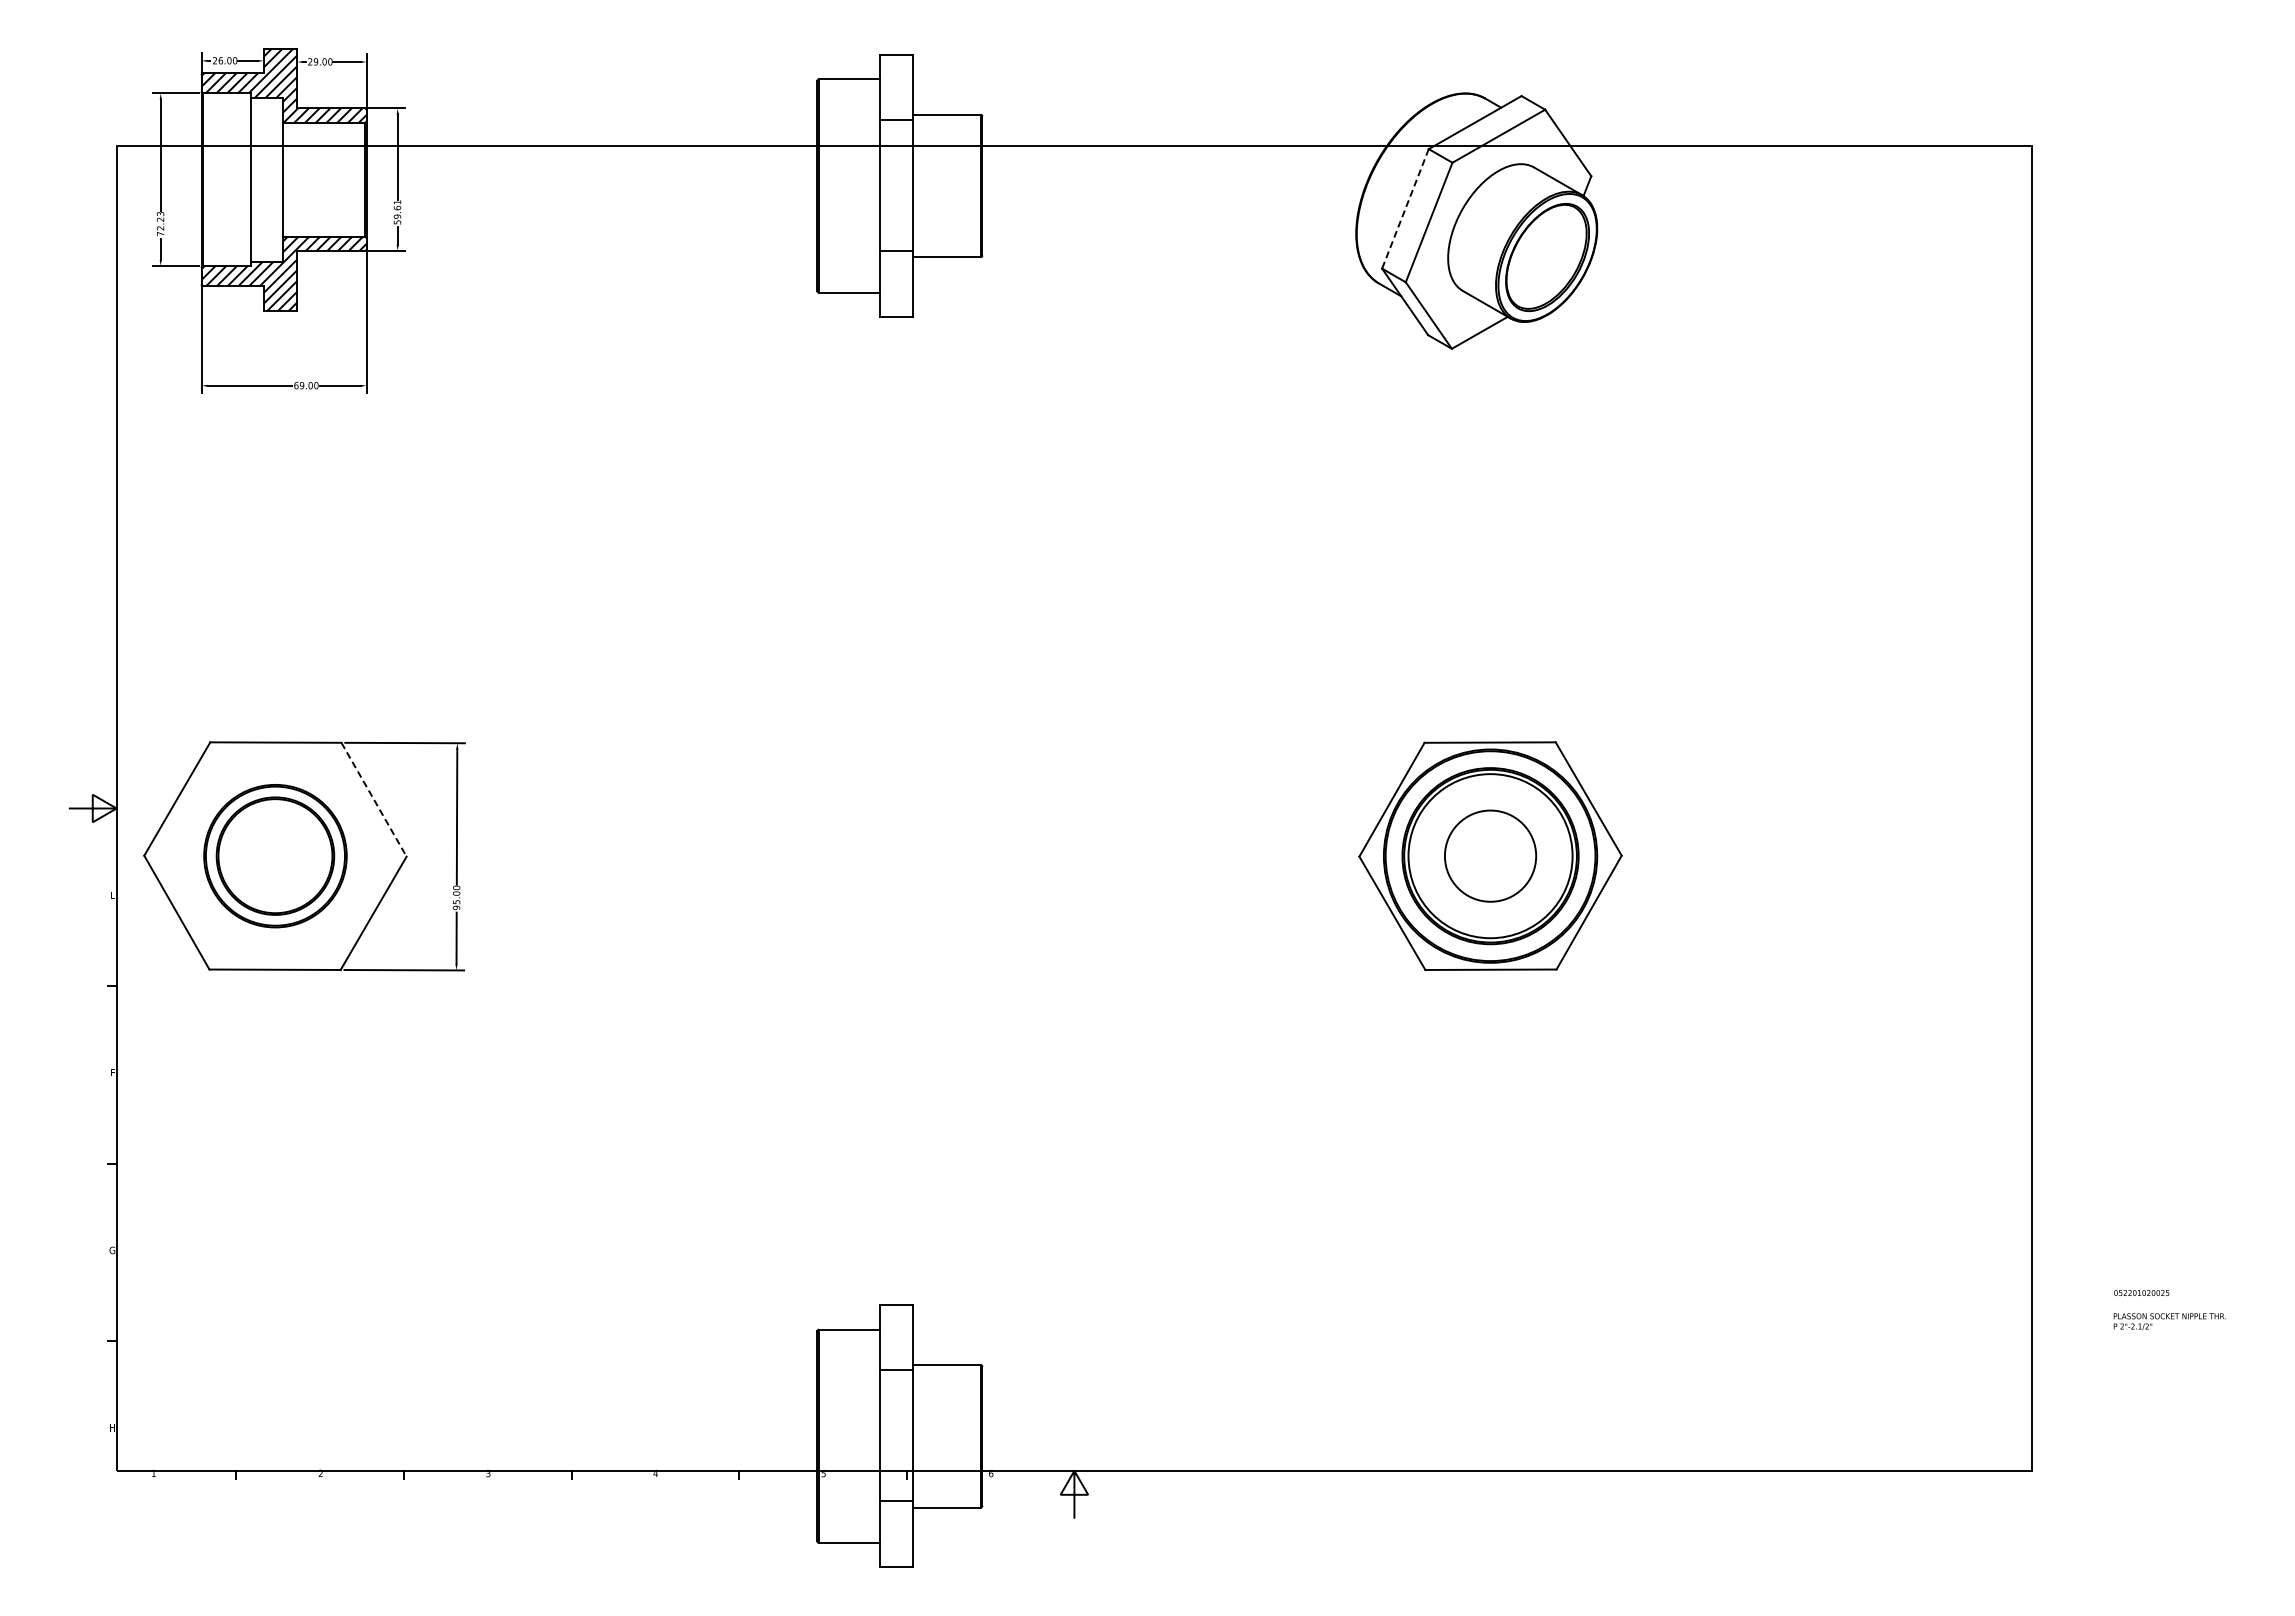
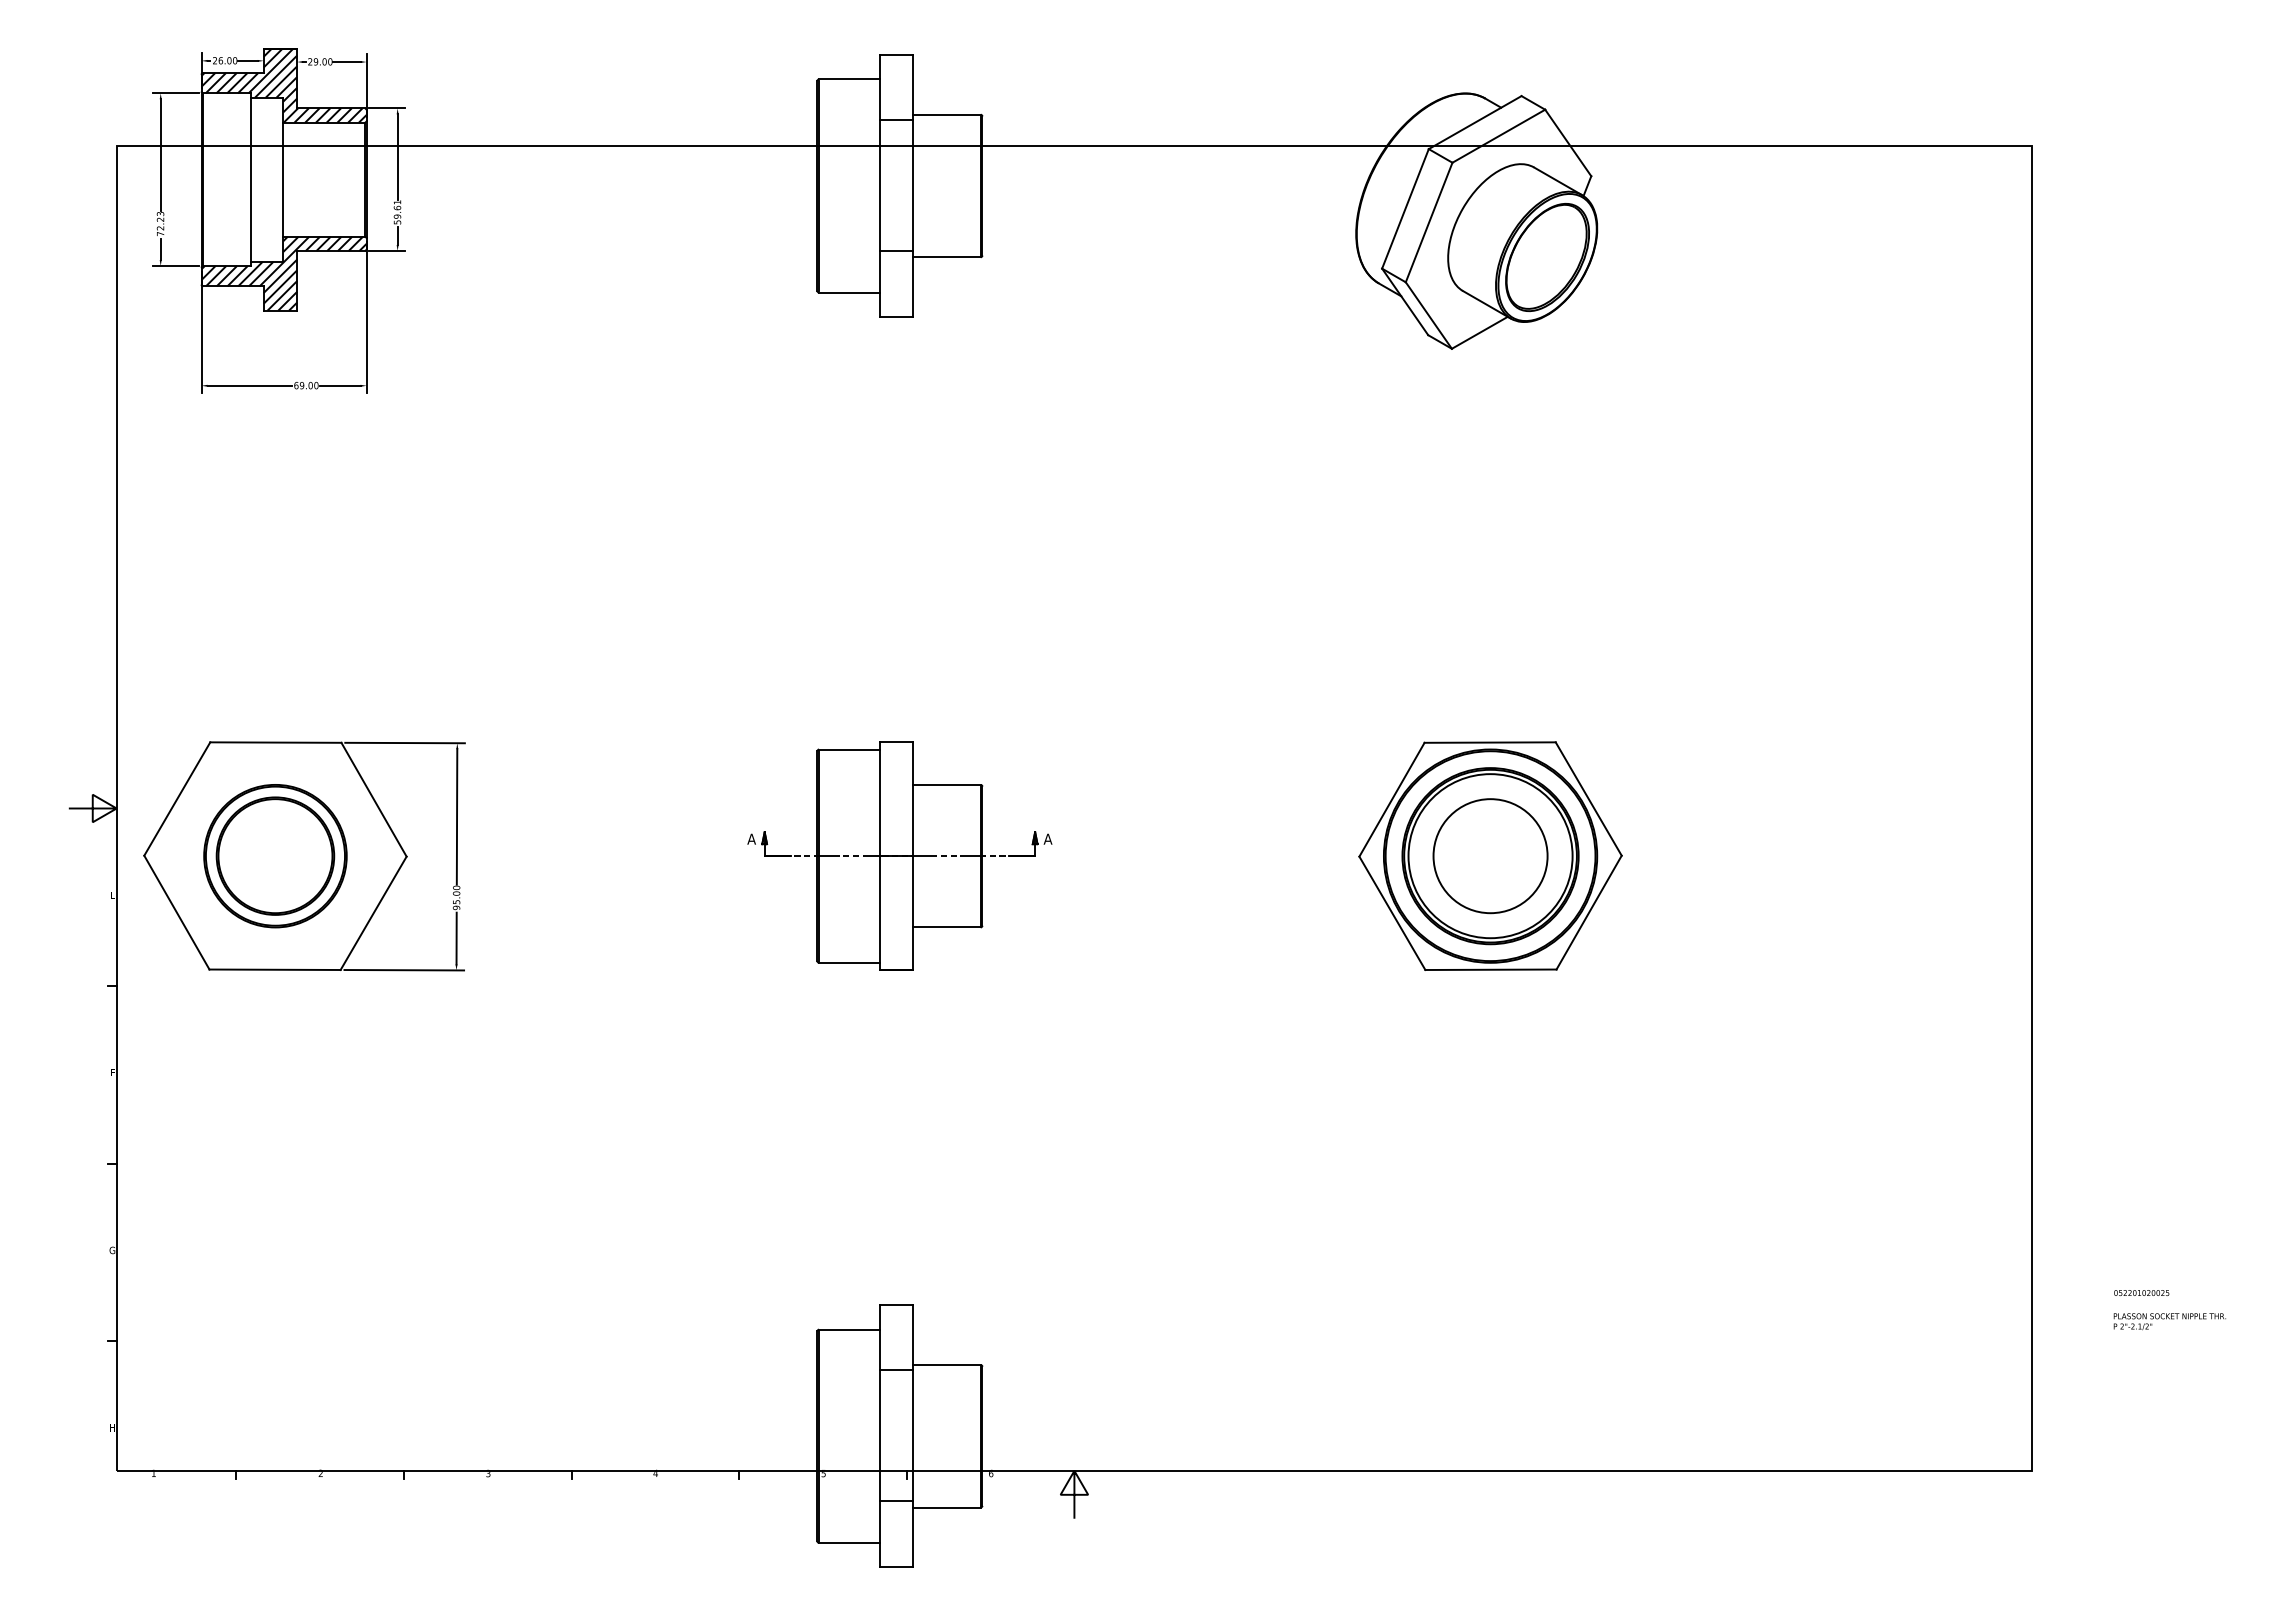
line: dashed -> solid (1405, 209)
line: dashed -> solid (374, 799)
part: none -> present (899, 855)
circle diameter: 91 px -> 114 px (1490, 856)
